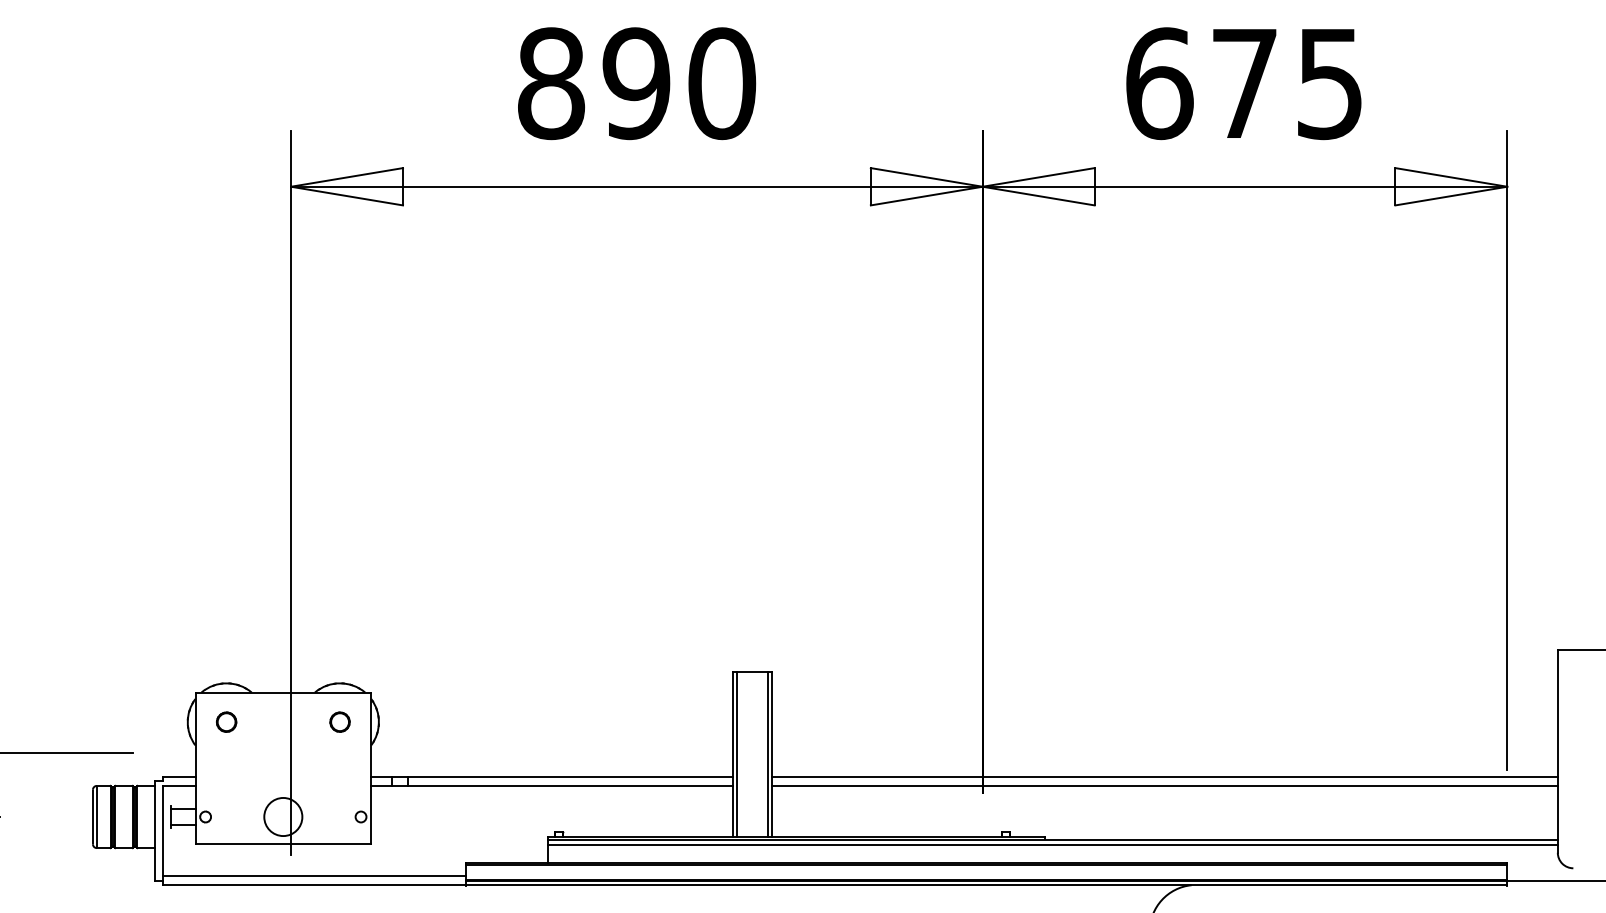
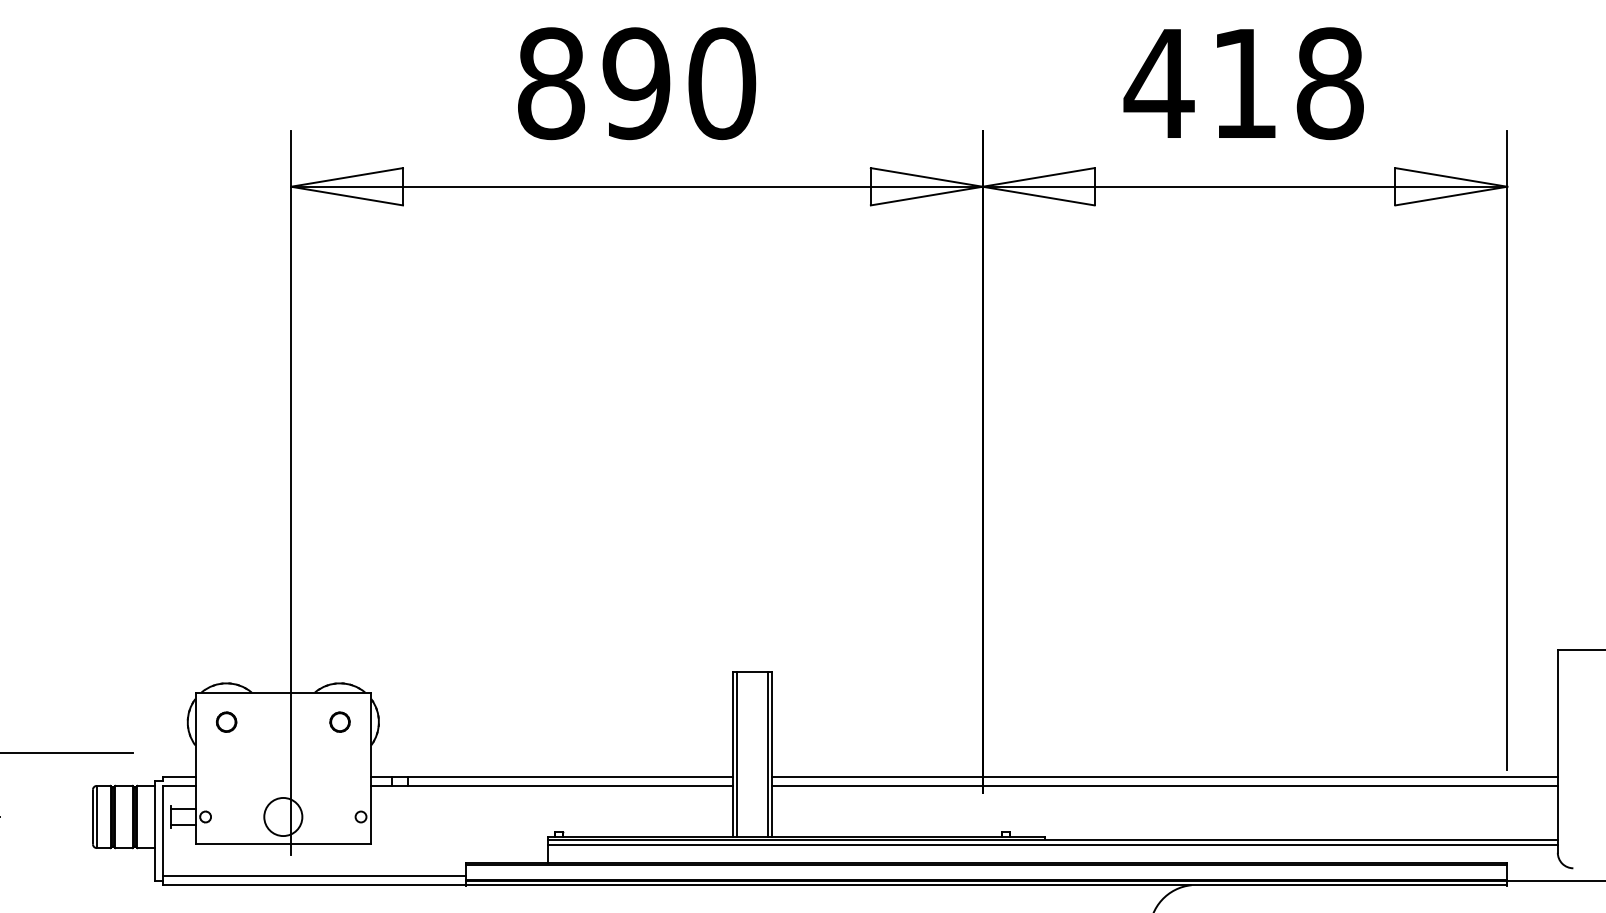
text: 675 -> 418 (1243, 83)
